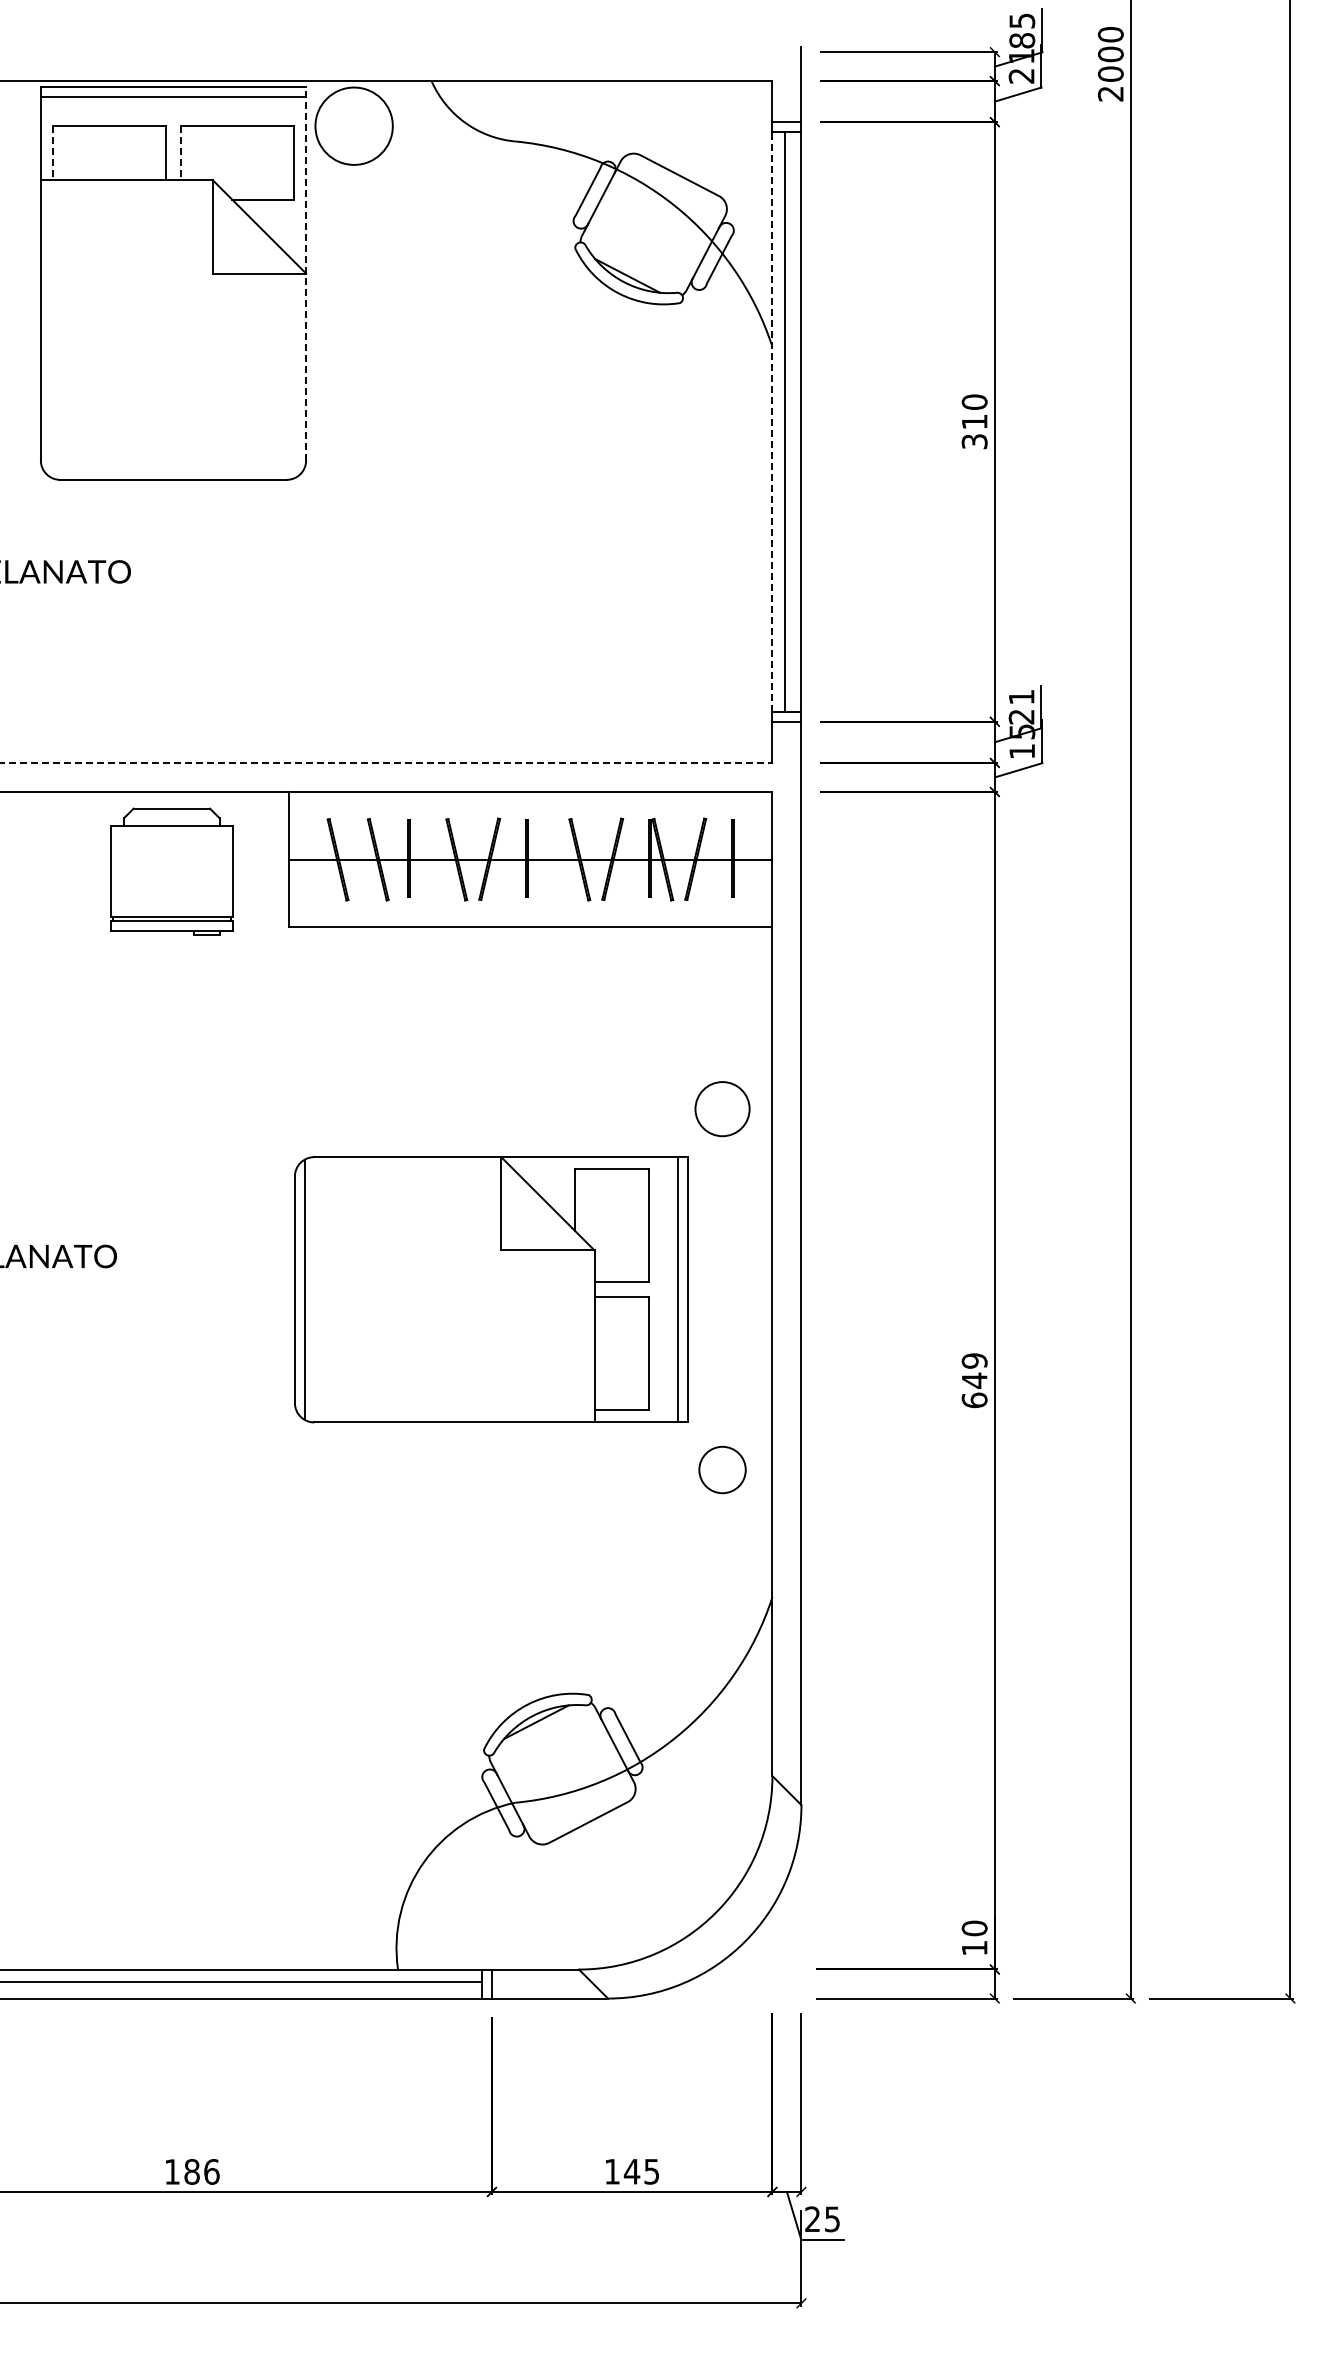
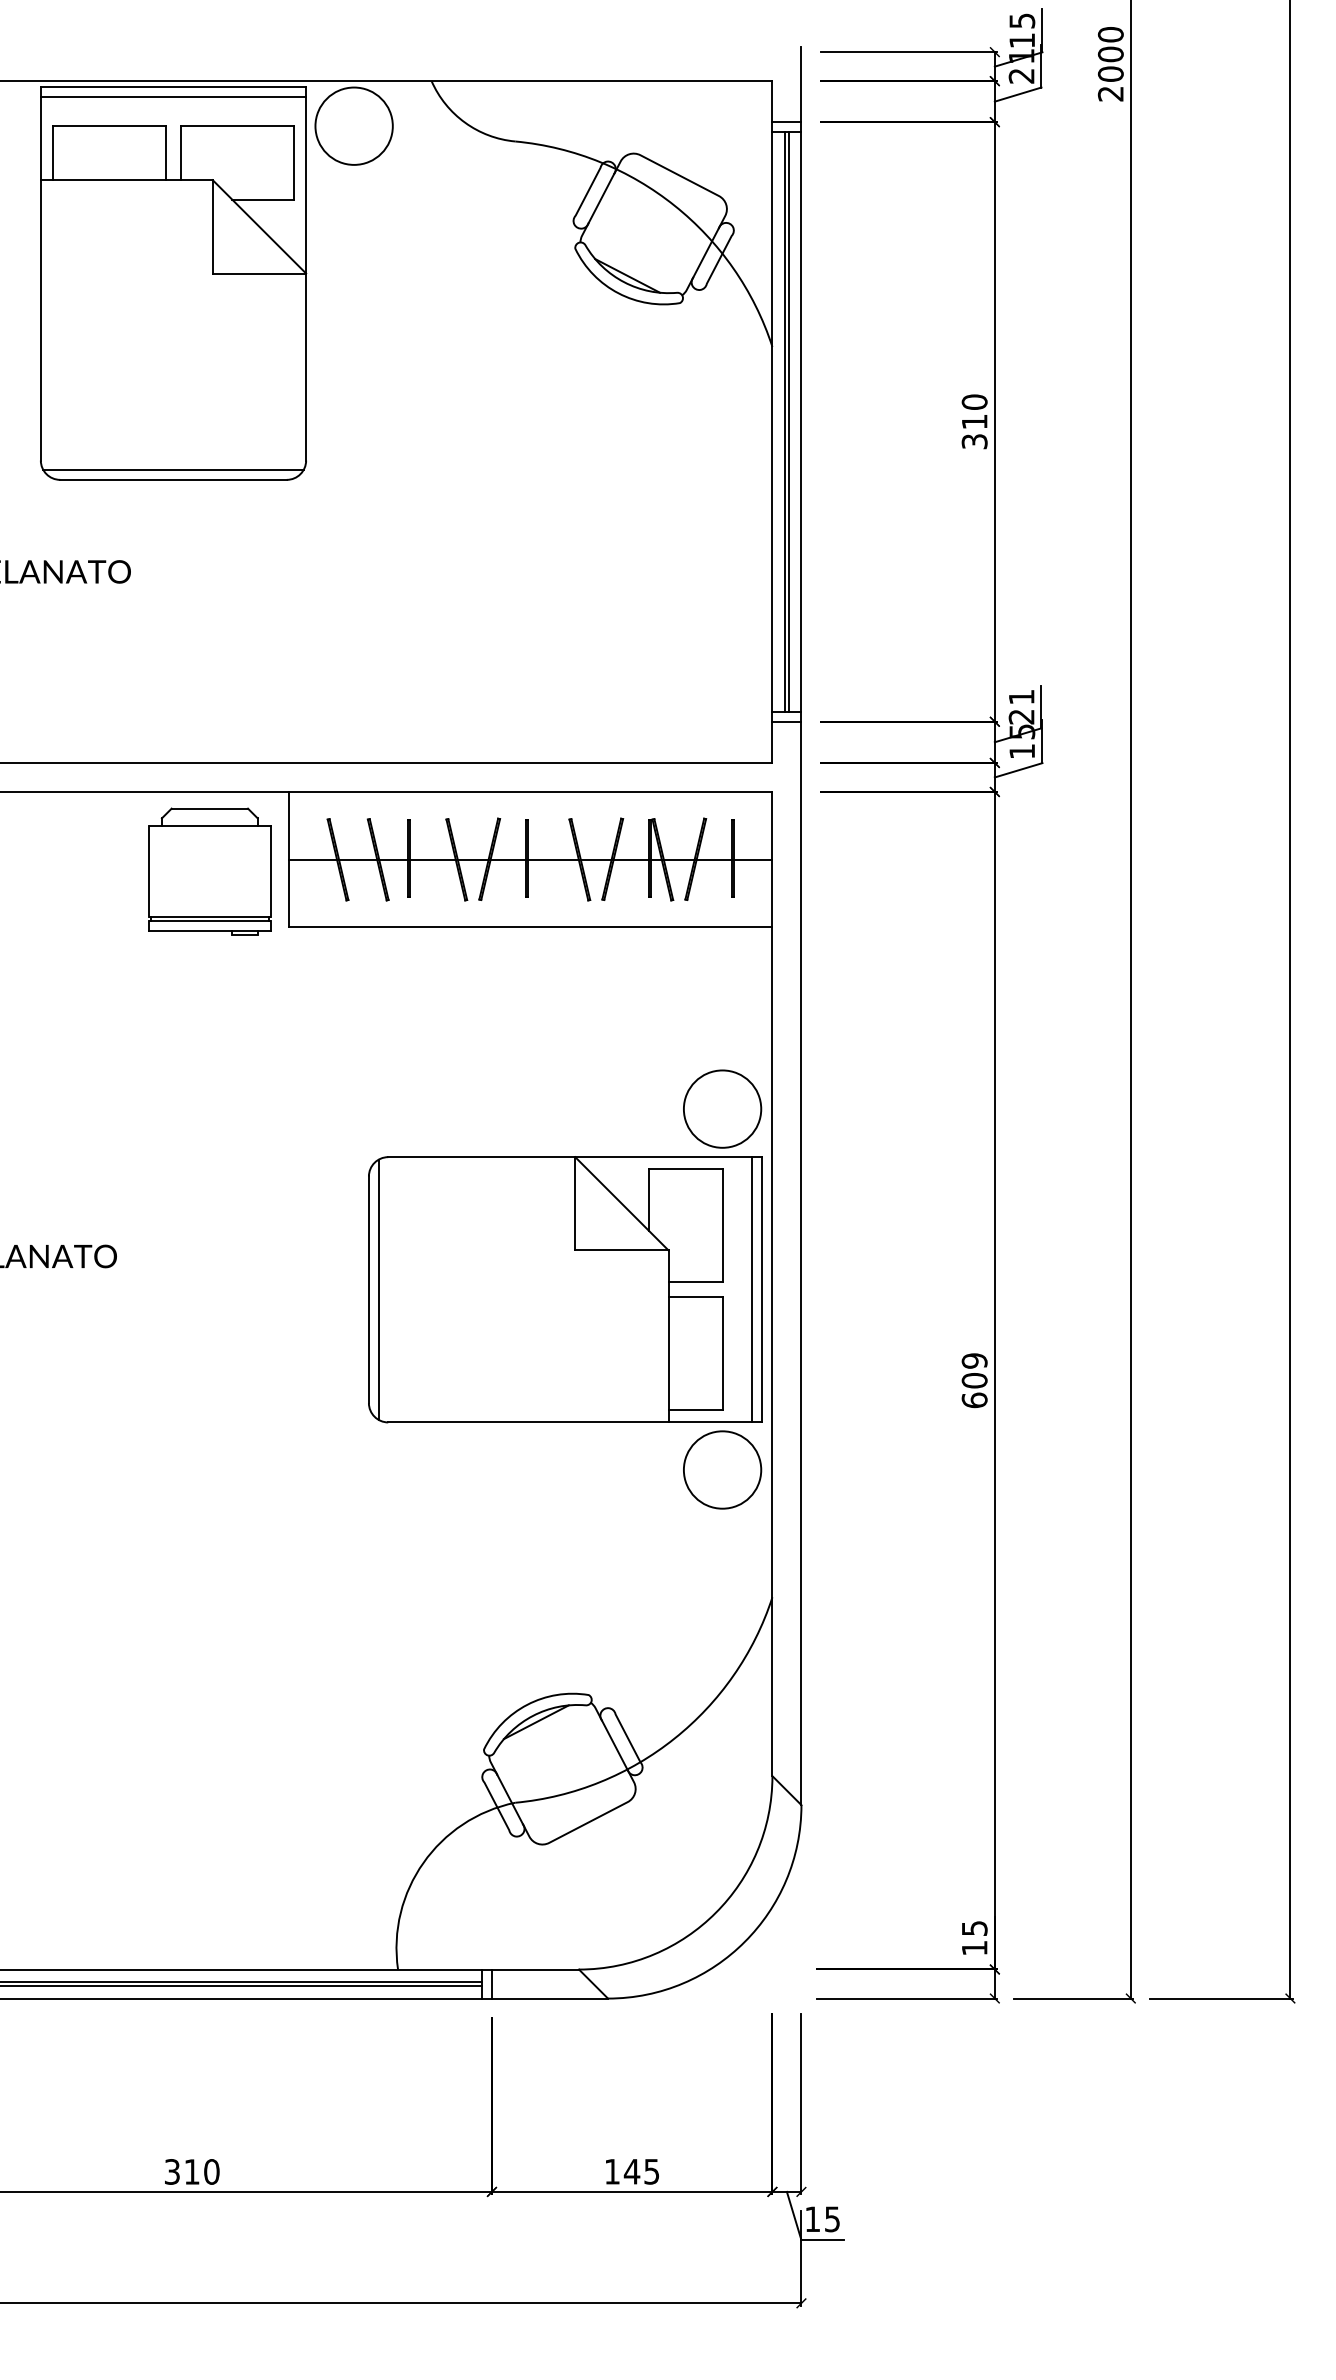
text: 85 -> 15 (1022, 40)
line: dashed -> solid (53, 153)
line: dashed -> solid (180, 153)
line: dashed -> solid (306, 273)
line: dashed -> solid (772, 421)
line: none -> present (788, 421)
line: none -> present (173, 470)
line: dashed -> solid (386, 762)
part position: (171, 871) -> (209, 871) (209, 871)
circle diameter: 54 px -> 77 px (722, 1108)
part position: (491, 1289) -> (565, 1289) (565, 1289)
text: 649 -> 609 (974, 1380)
circle diameter: 46 px -> 77 px (722, 1469)
text: 10 -> 15 (974, 1928)
line: none -> present (242, 1986)
text: 186 -> 310 (192, 2171)
text: 25 -> 15 (812, 2218)
